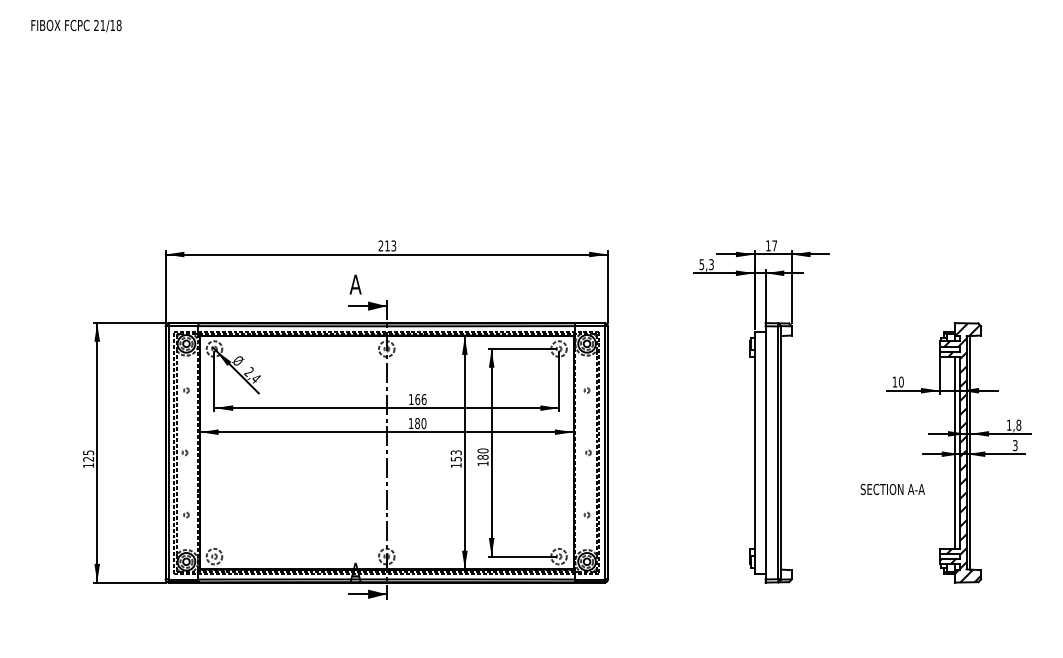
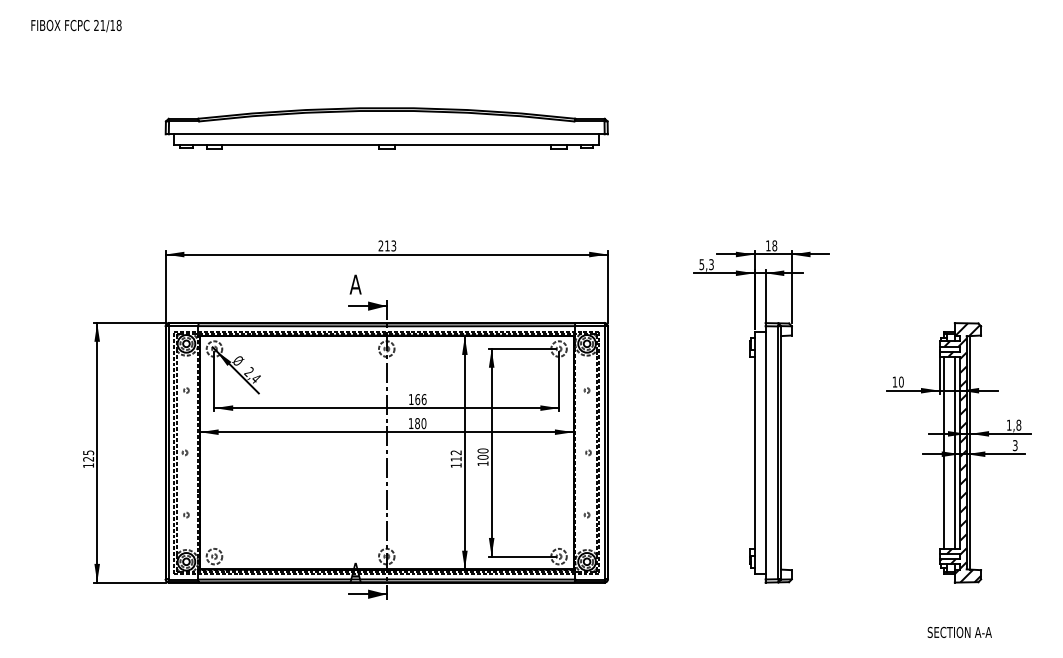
part: none -> present (386, 128)
text: 17 -> 18 (774, 245)
line: none -> present (943, 452)
text: 153 -> 112 (455, 455)
text: 180 -> 100 (482, 456)
text position: (892, 488) -> (959, 631) (959, 631)
